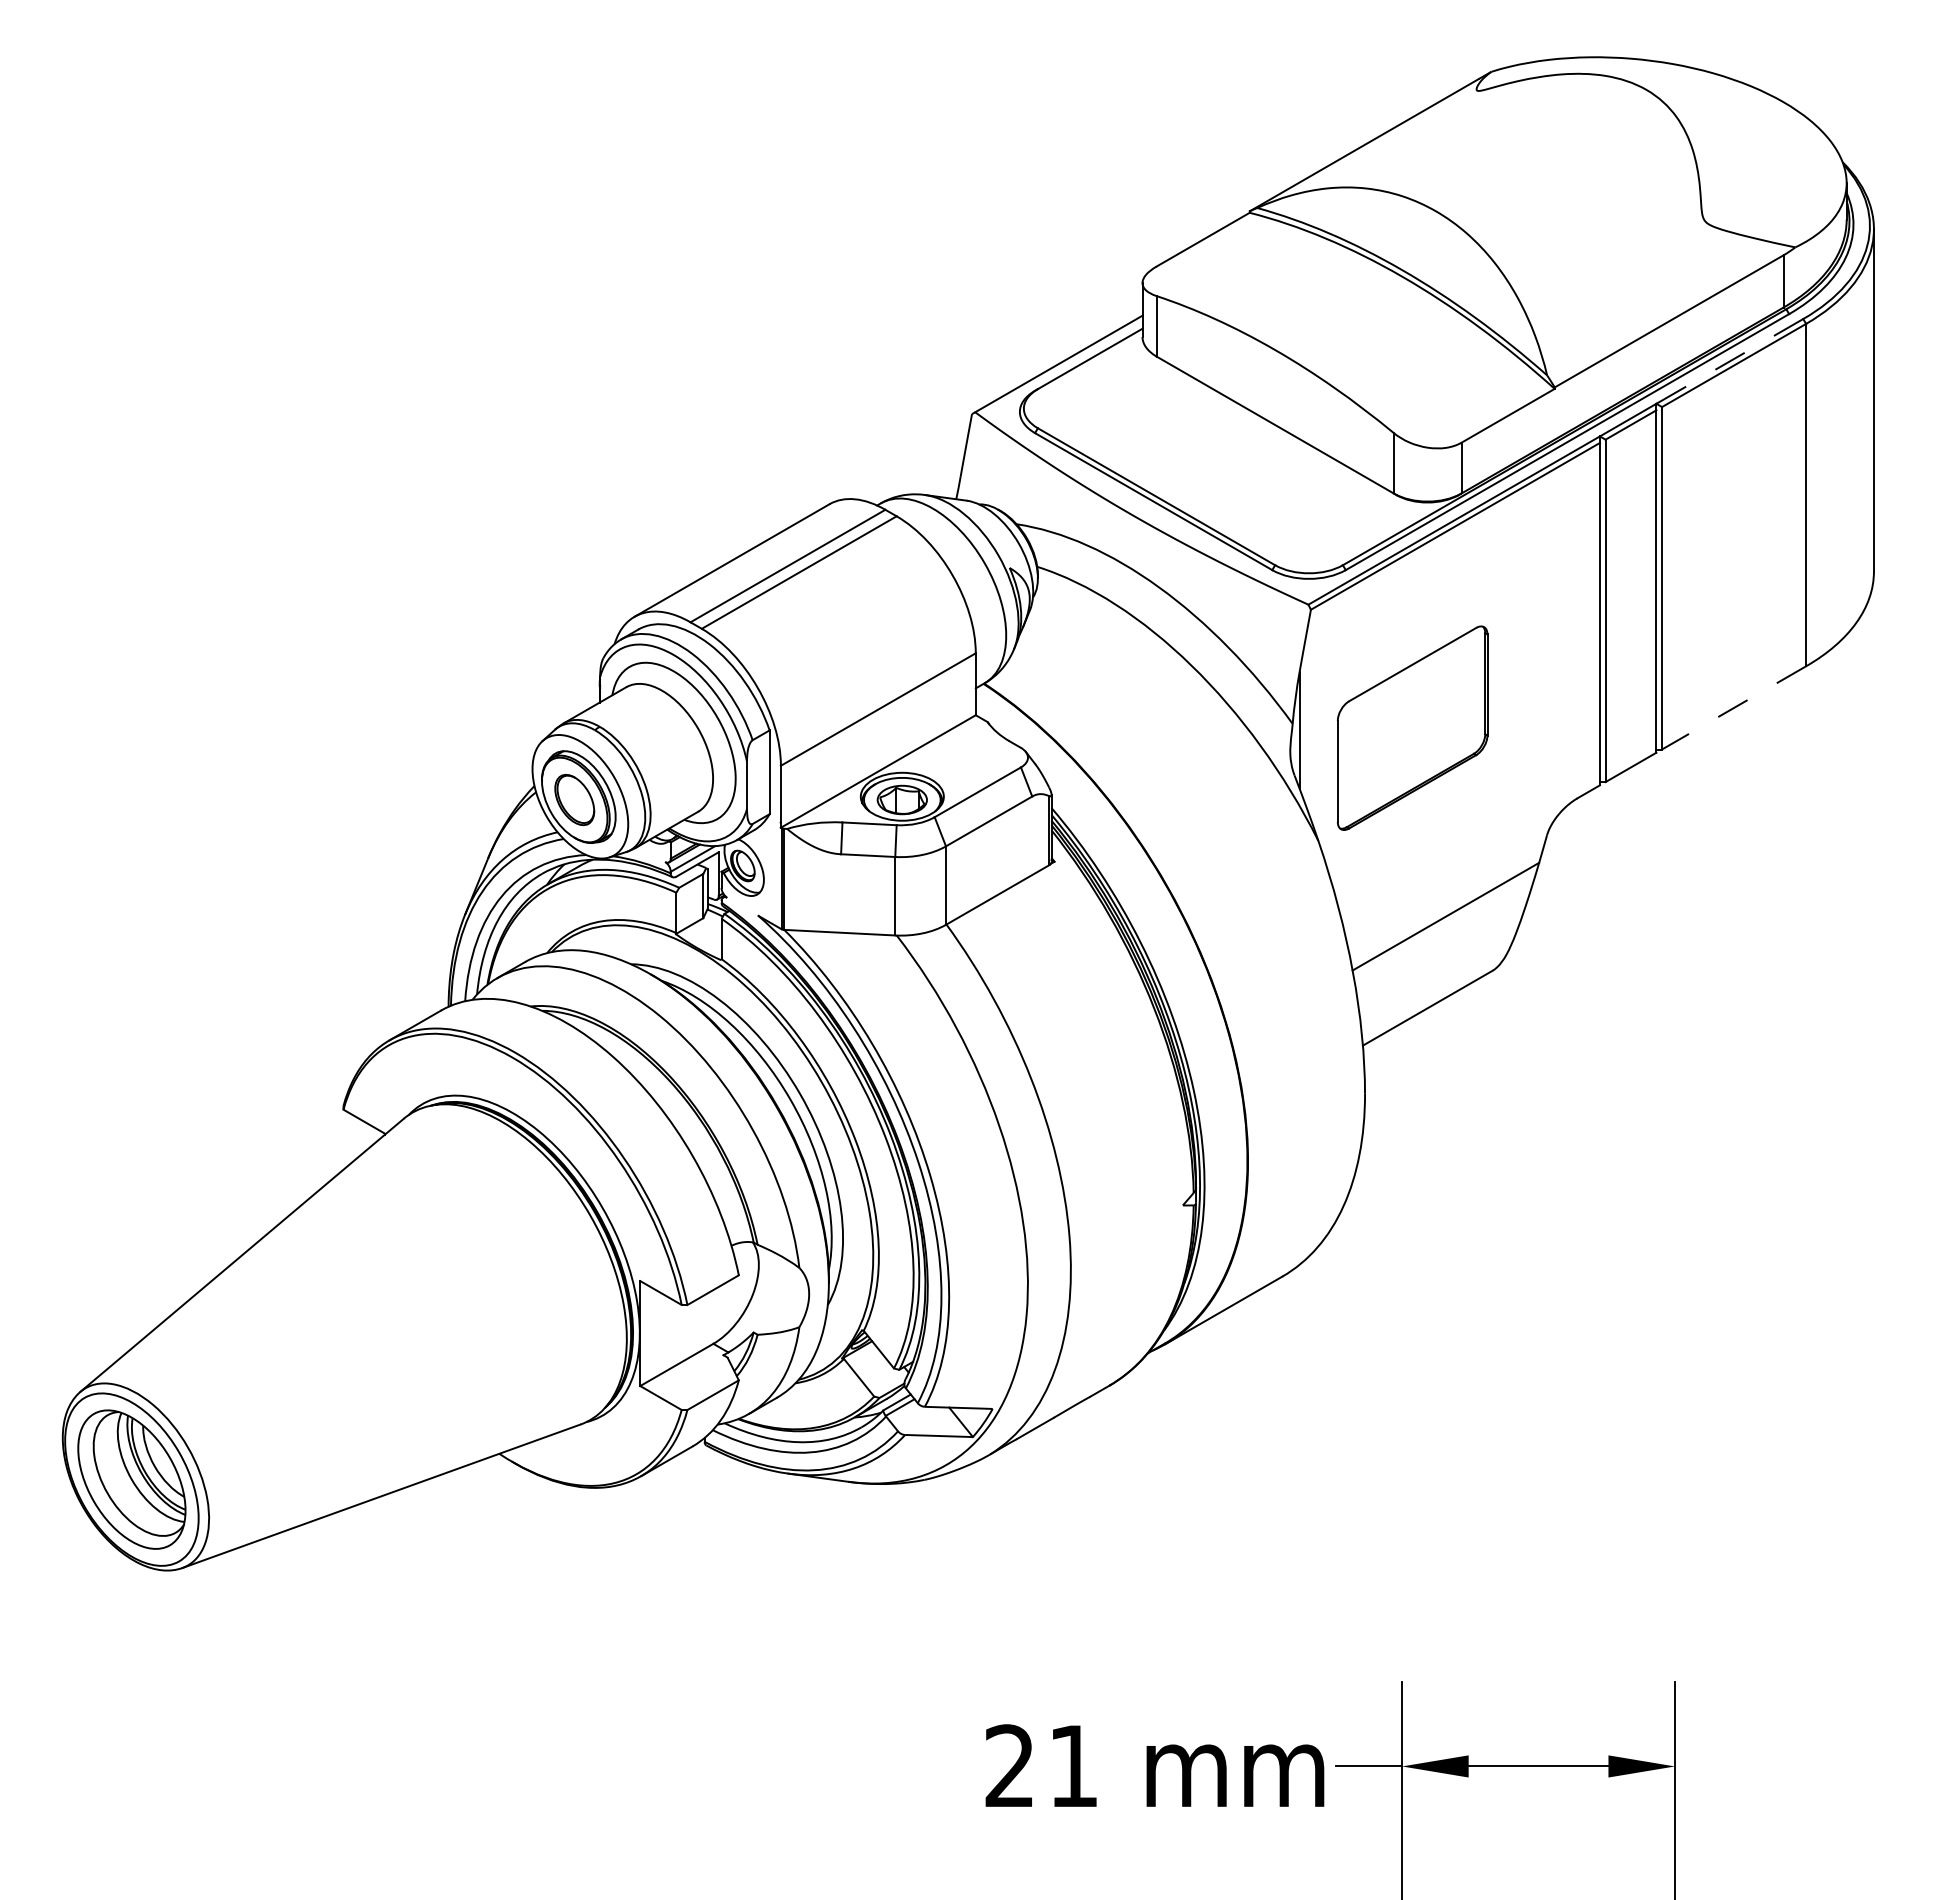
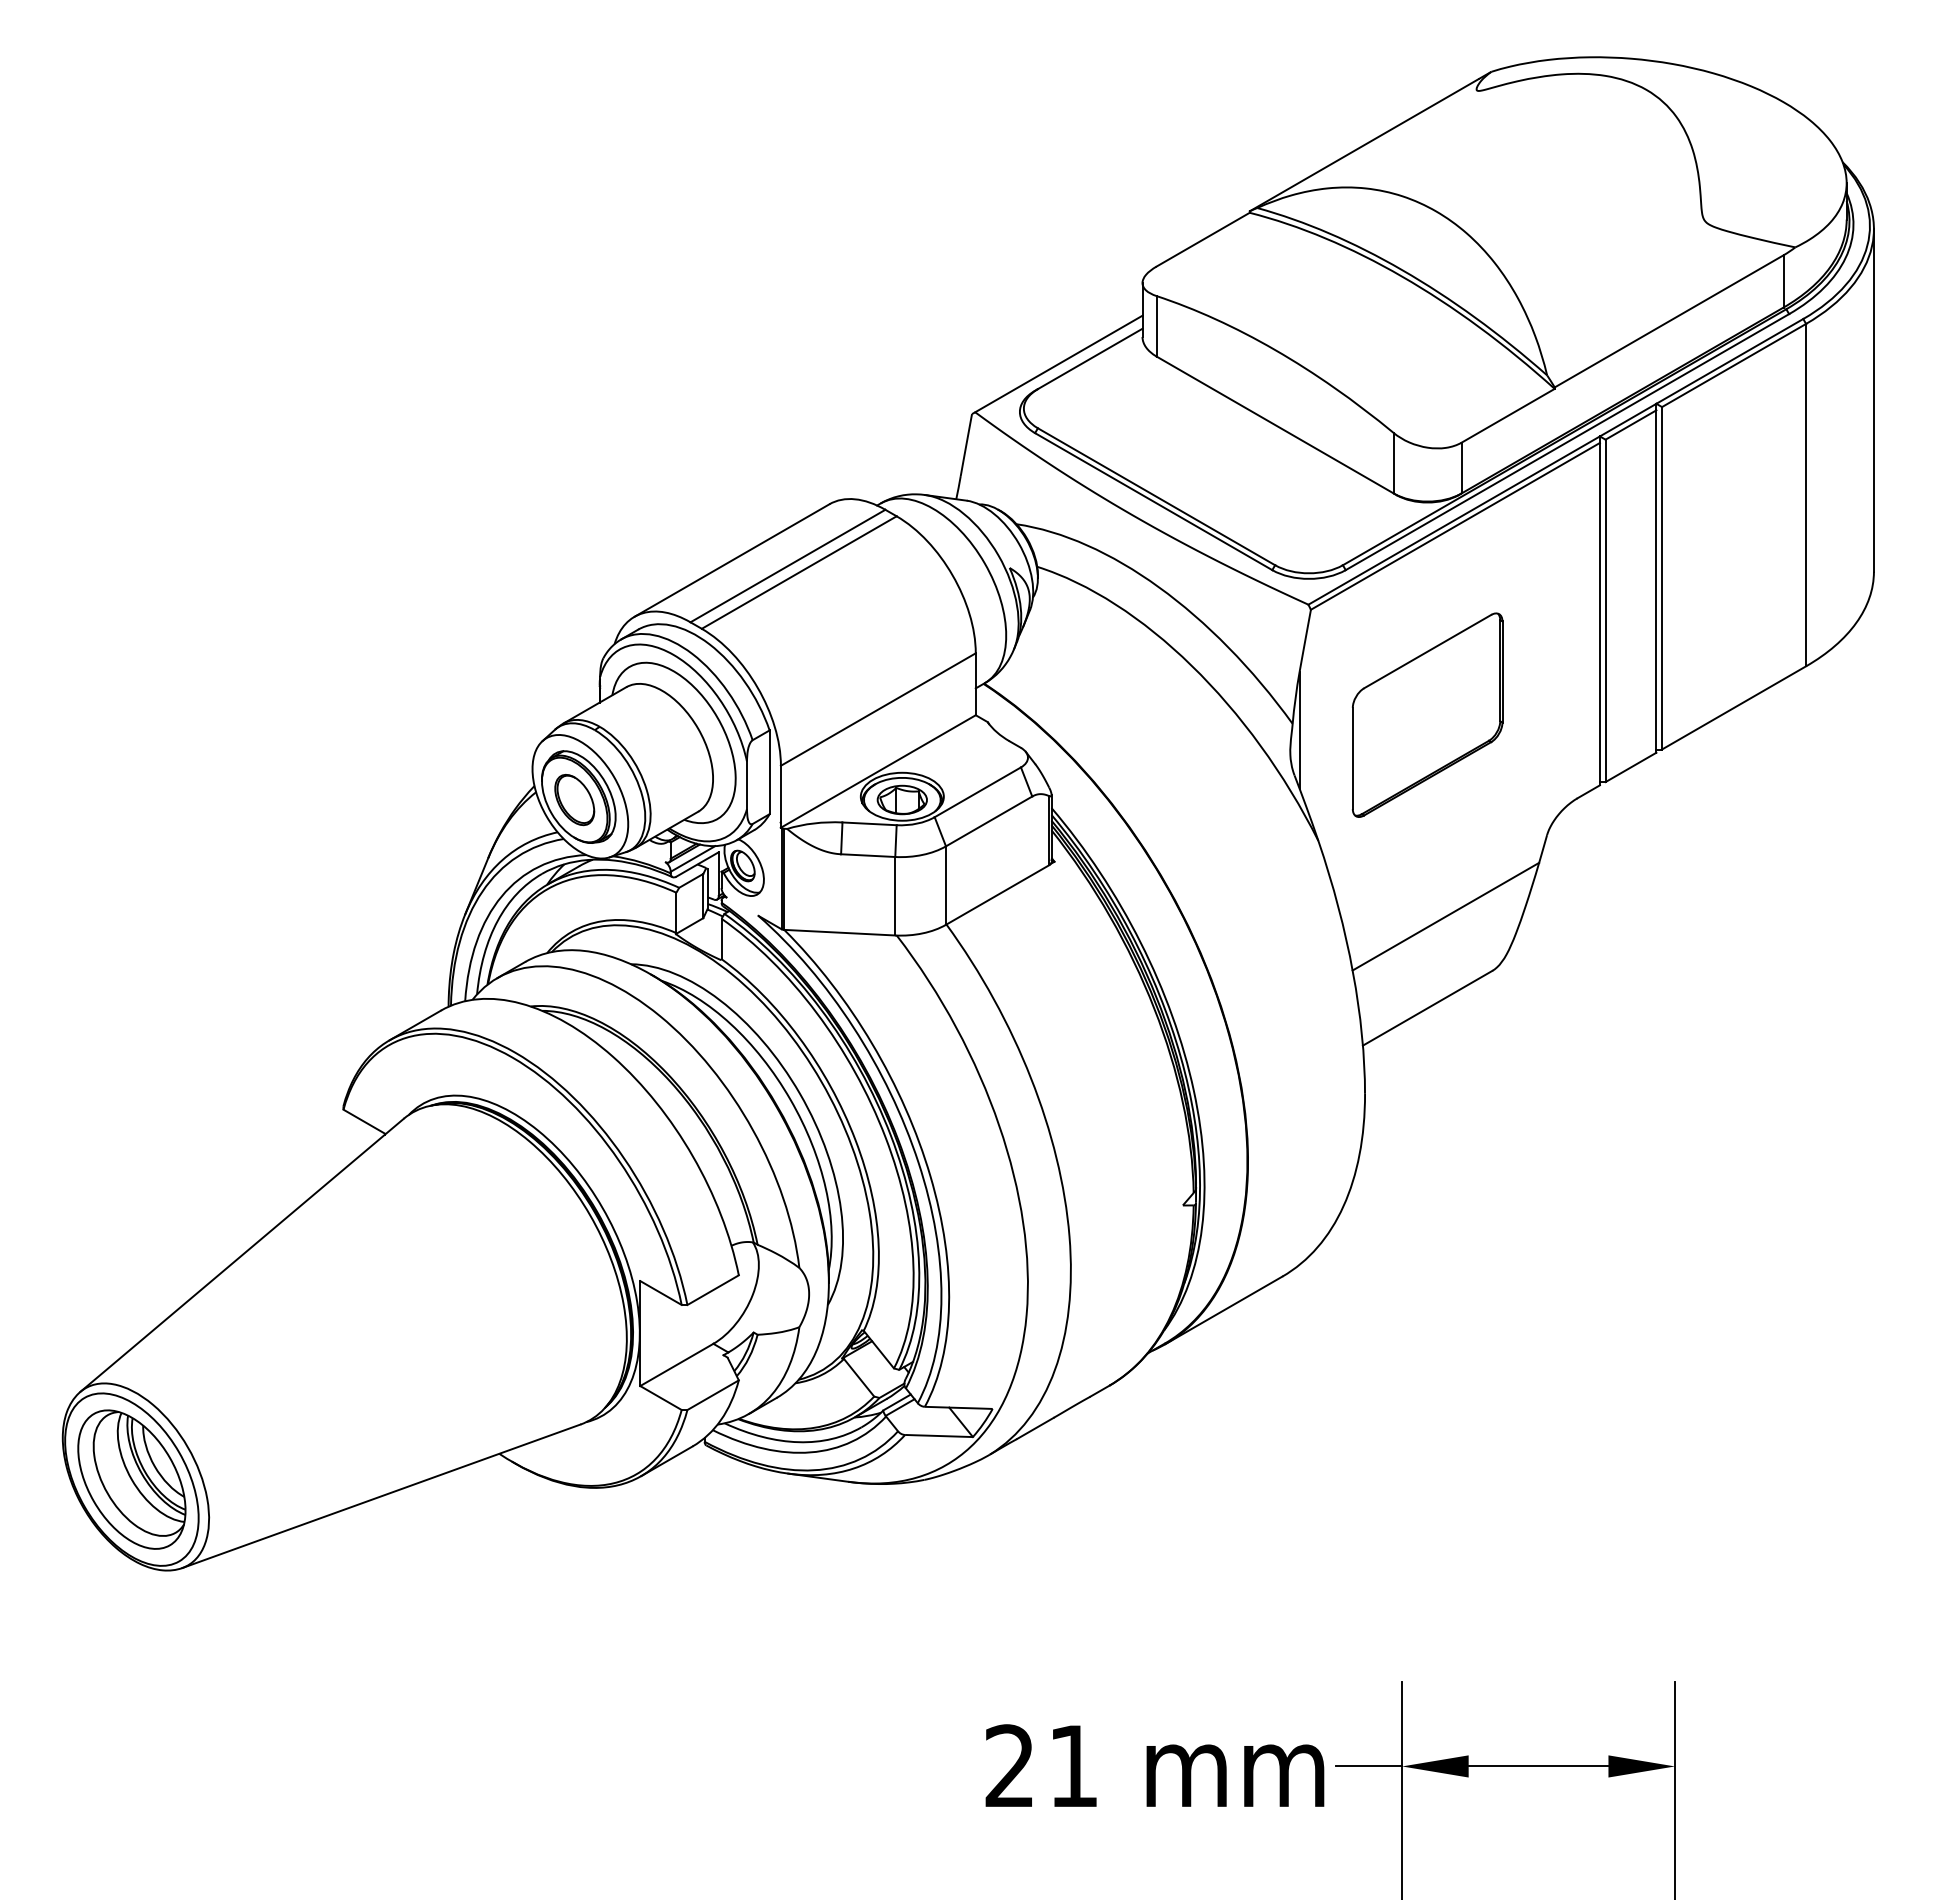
line: dashed -> solid (1729, 361)
line: dashed -> solid (1733, 708)
part position: (1412, 727) -> (1427, 714) (1427, 714)
